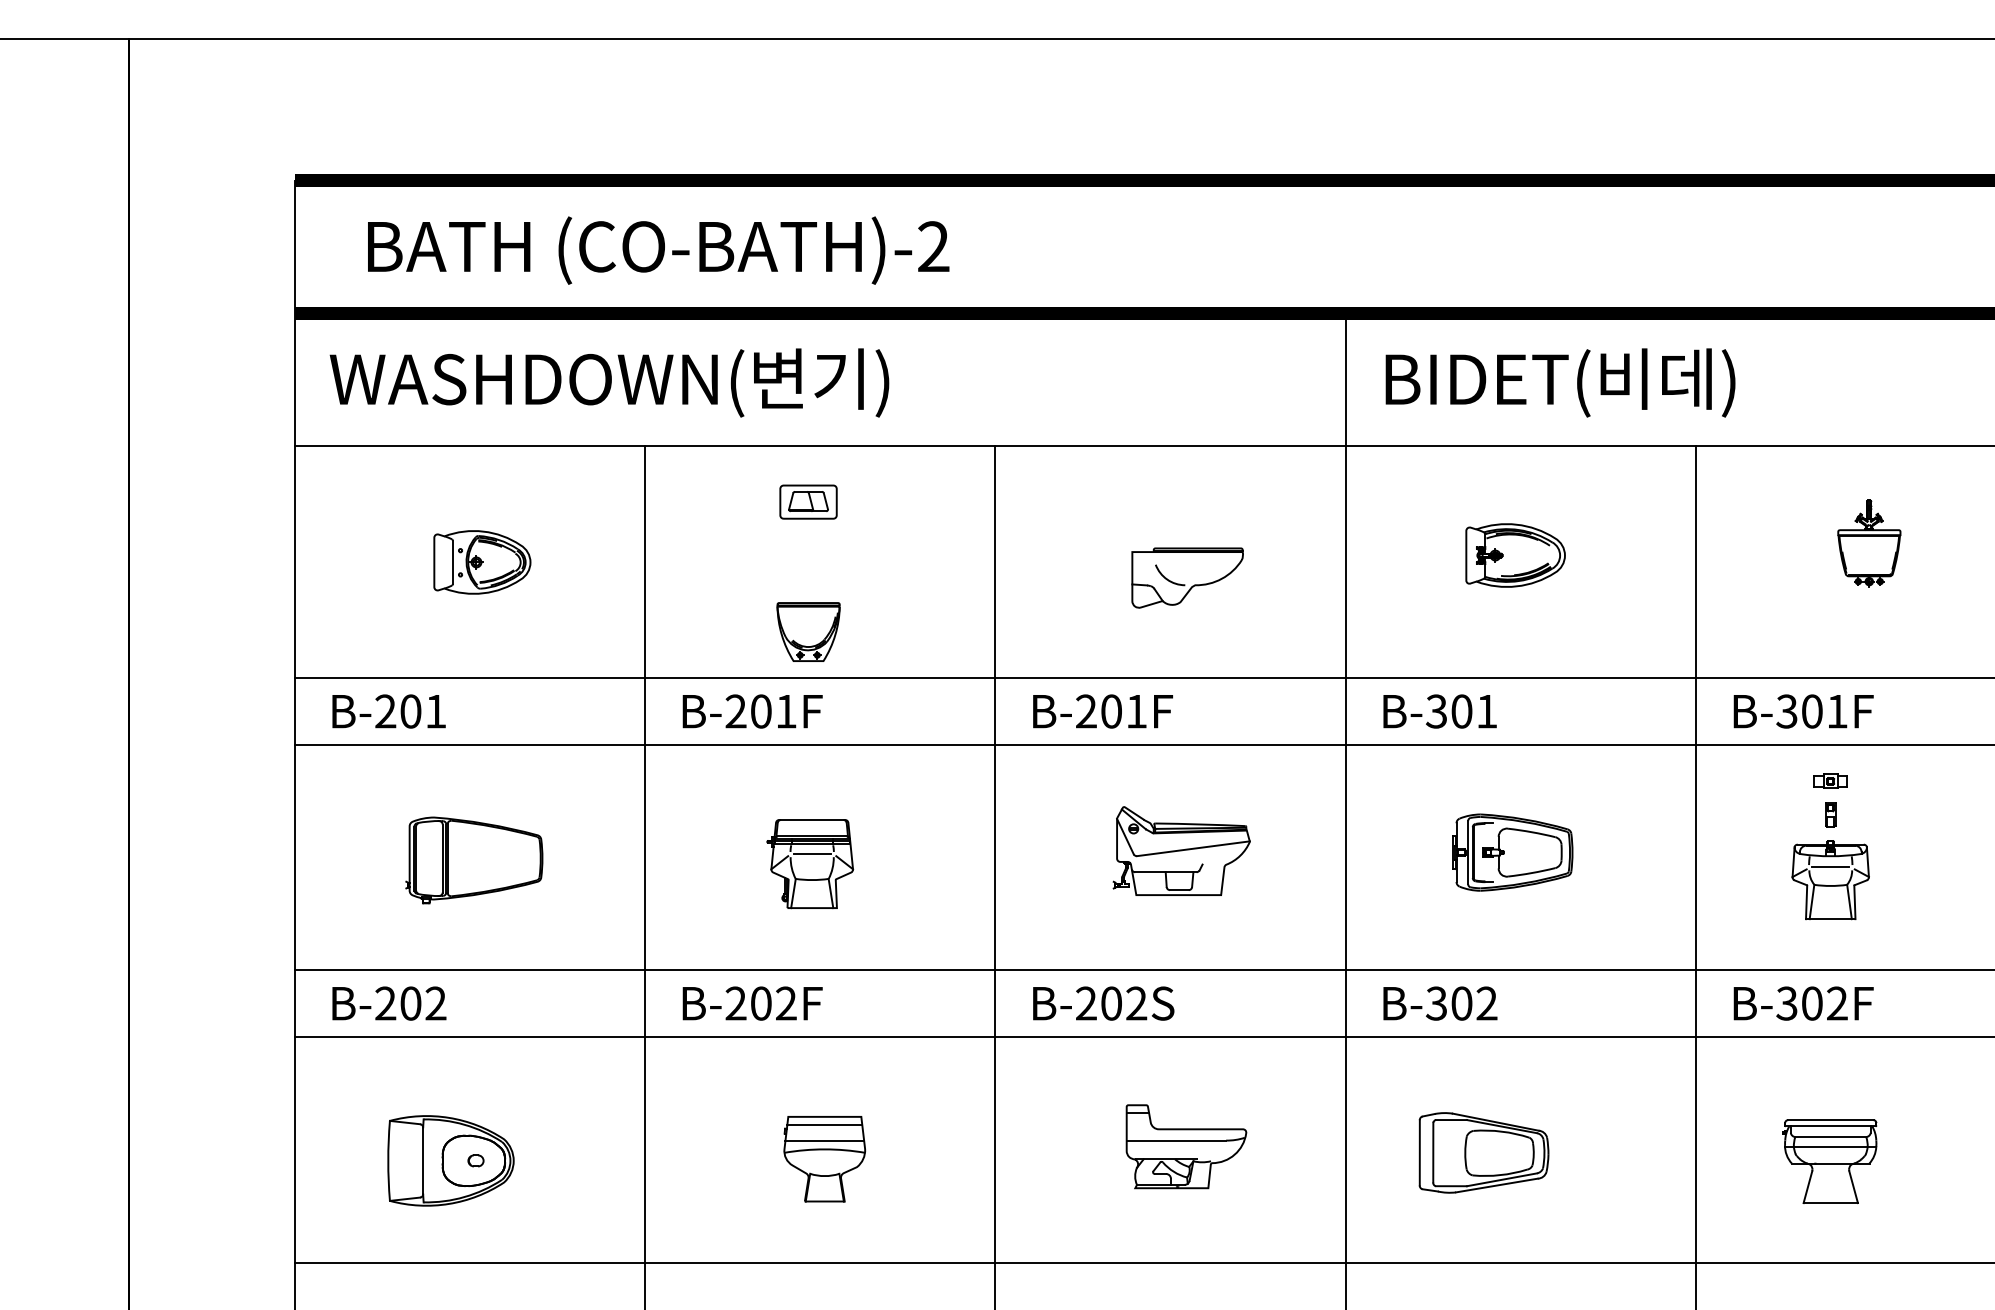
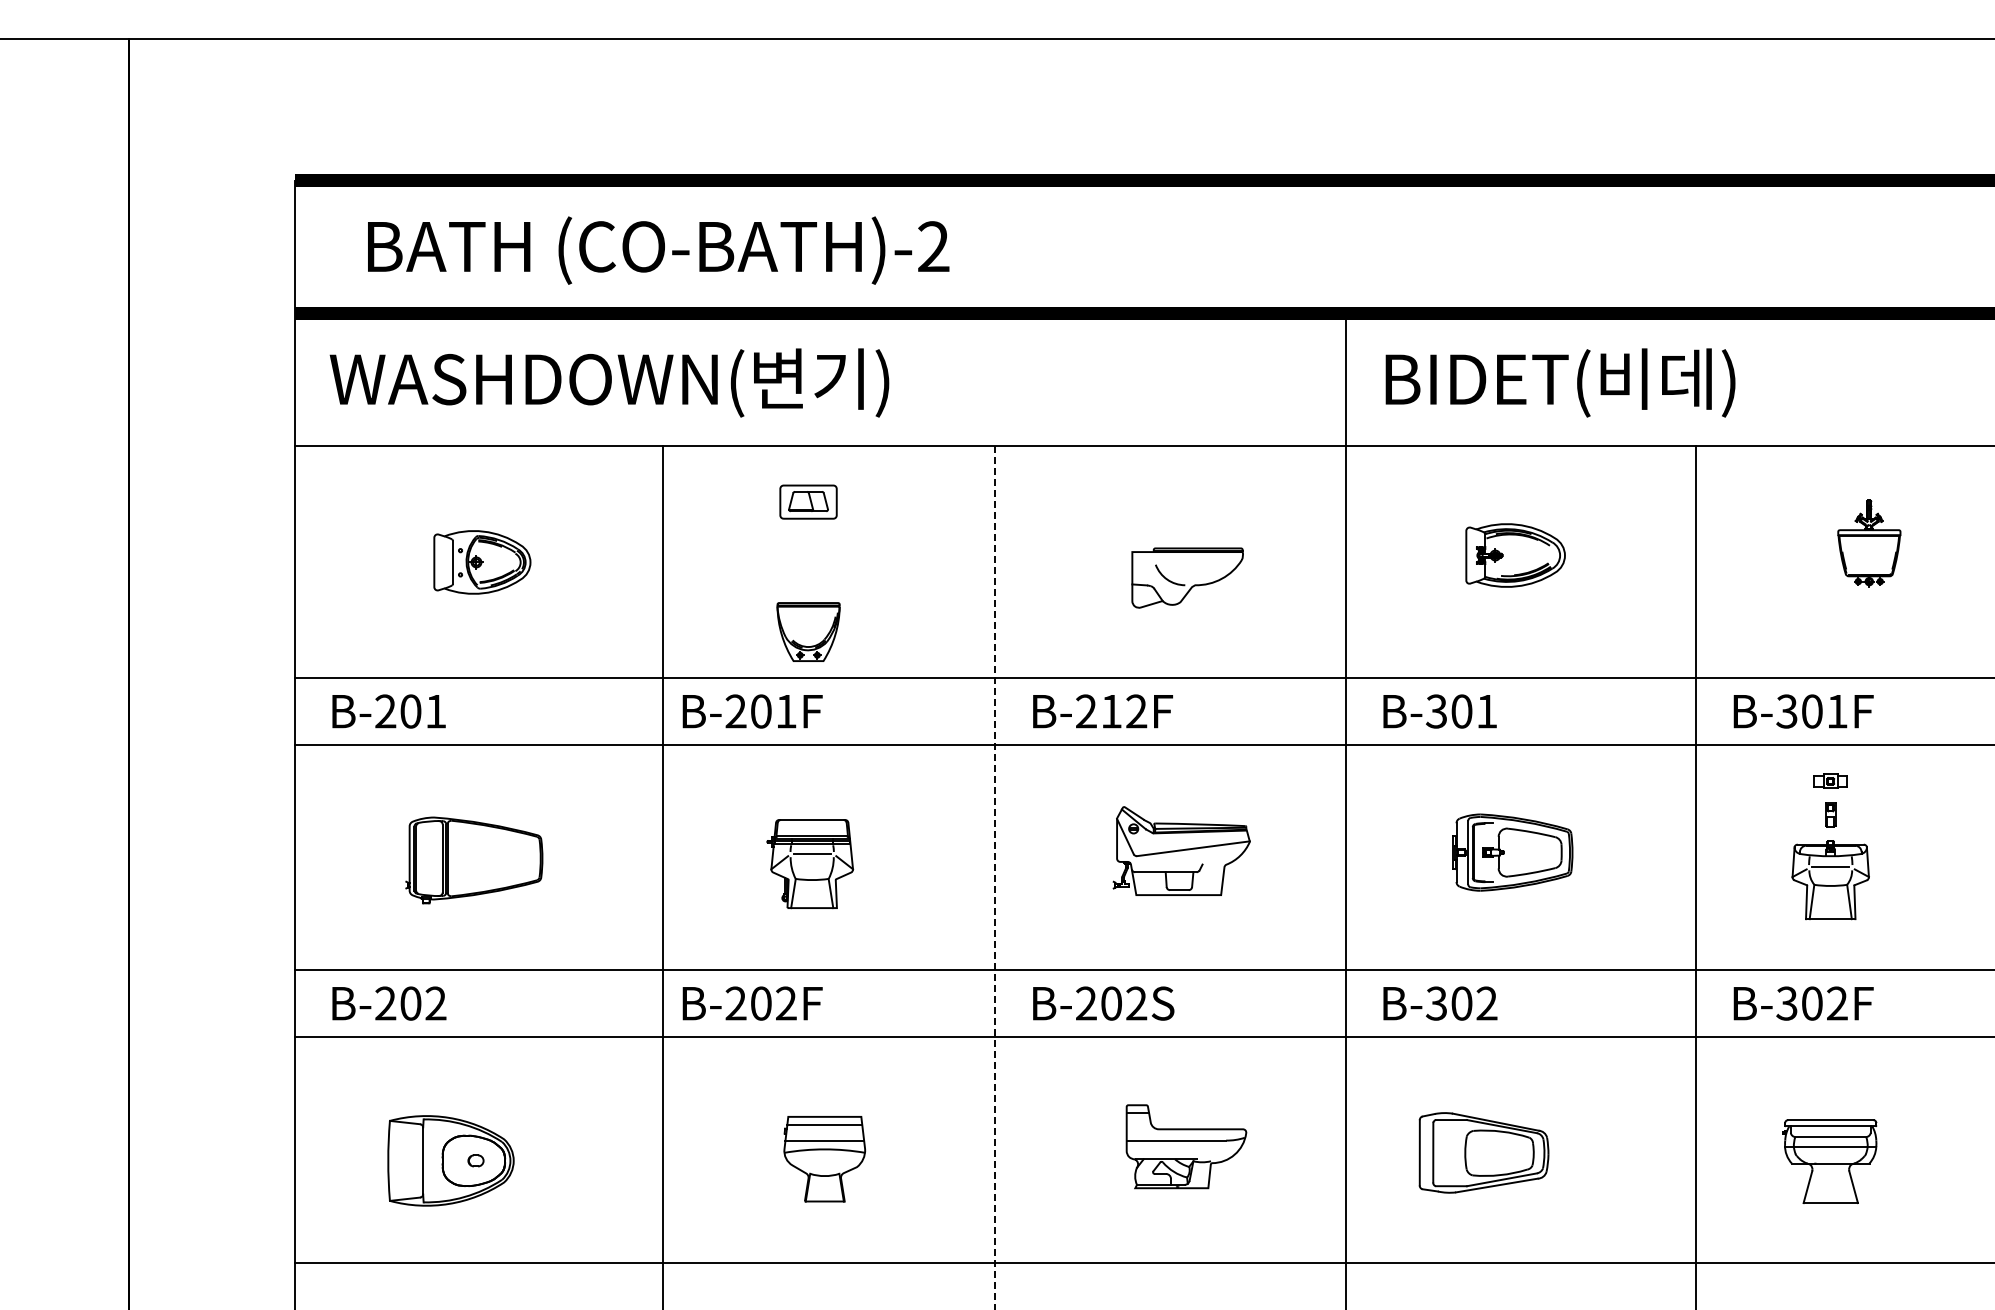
text: B-201F -> B-212F (1124, 711)
line position: (645, 876) -> (663, 876) (663, 876)
line: solid -> dashed (995, 877)
